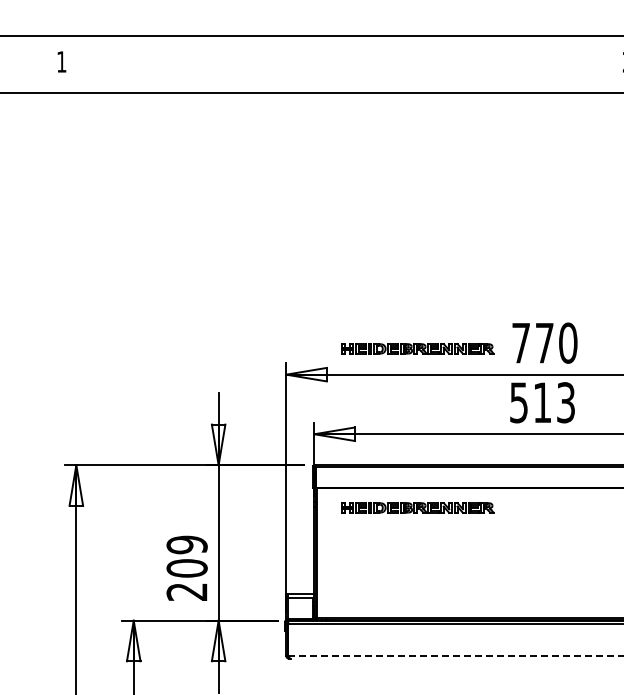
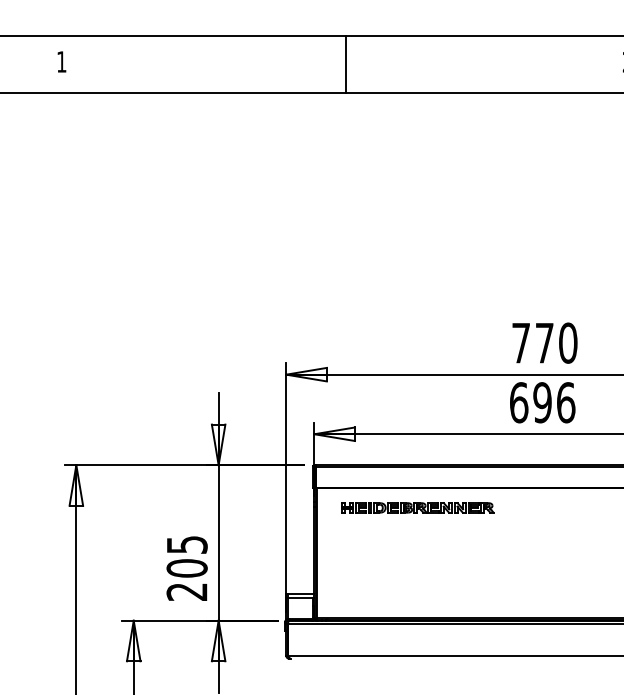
line: none -> present (345, 64)
part: present -> none (417, 348)
text: 513 -> 696 (542, 402)
text: 209 -> 205 (186, 544)
line: dashed -> solid (455, 655)
